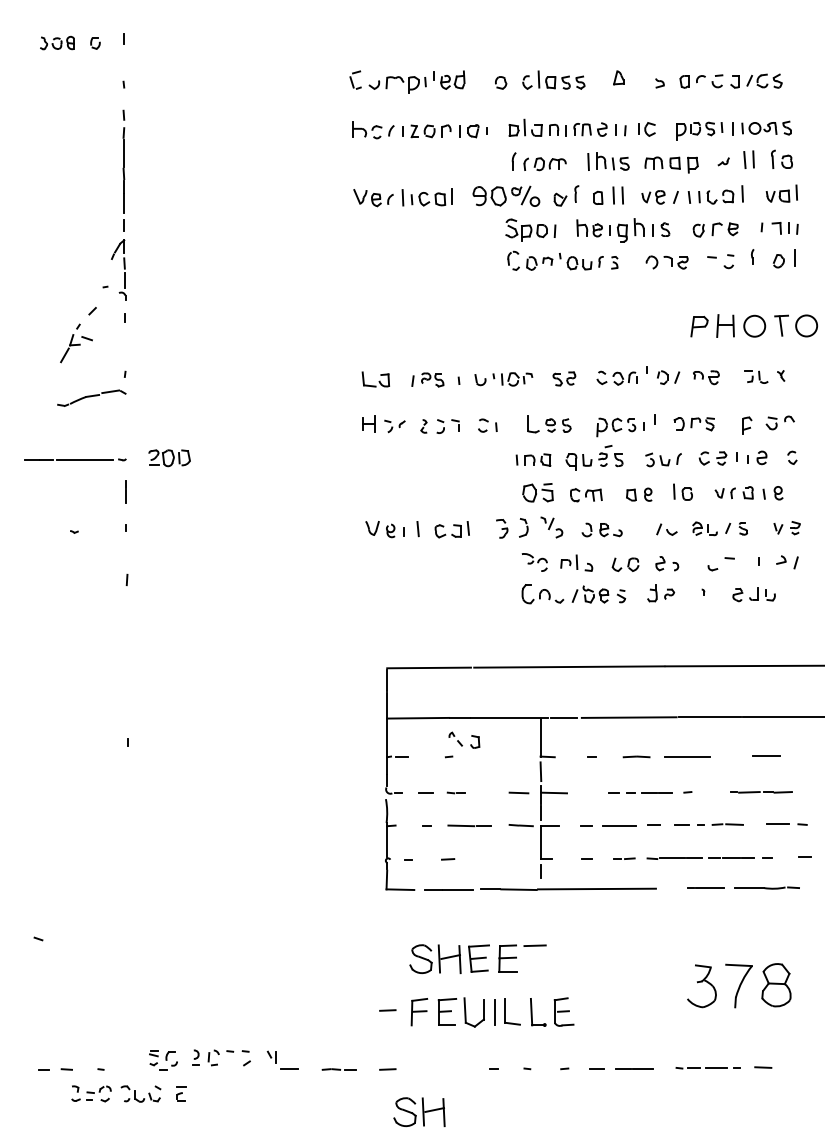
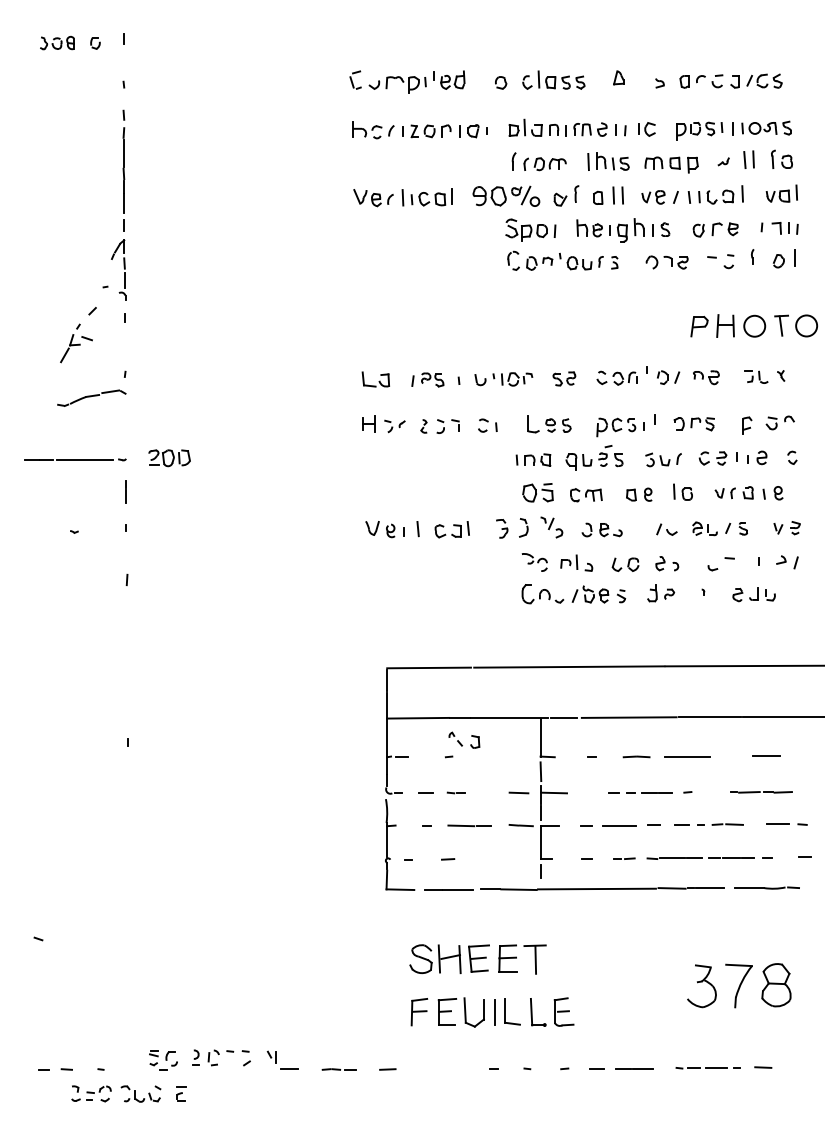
line: none -> present (671, 888)
line: none -> present (535, 959)
line: present -> none (387, 1010)
part: present -> none (419, 1112)
